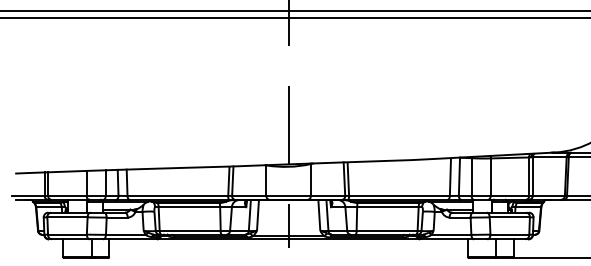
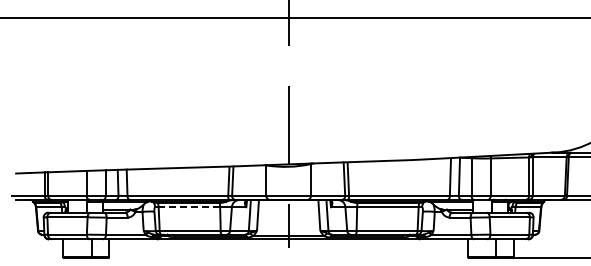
line: present -> none (294, 11)
line: solid -> dashed (189, 207)
